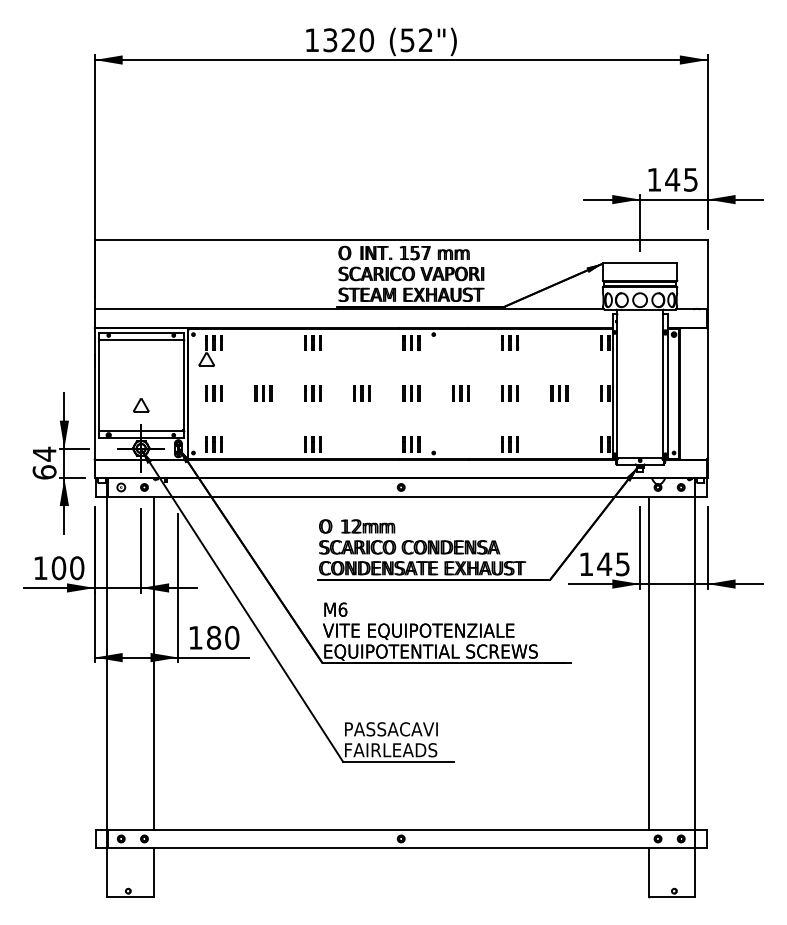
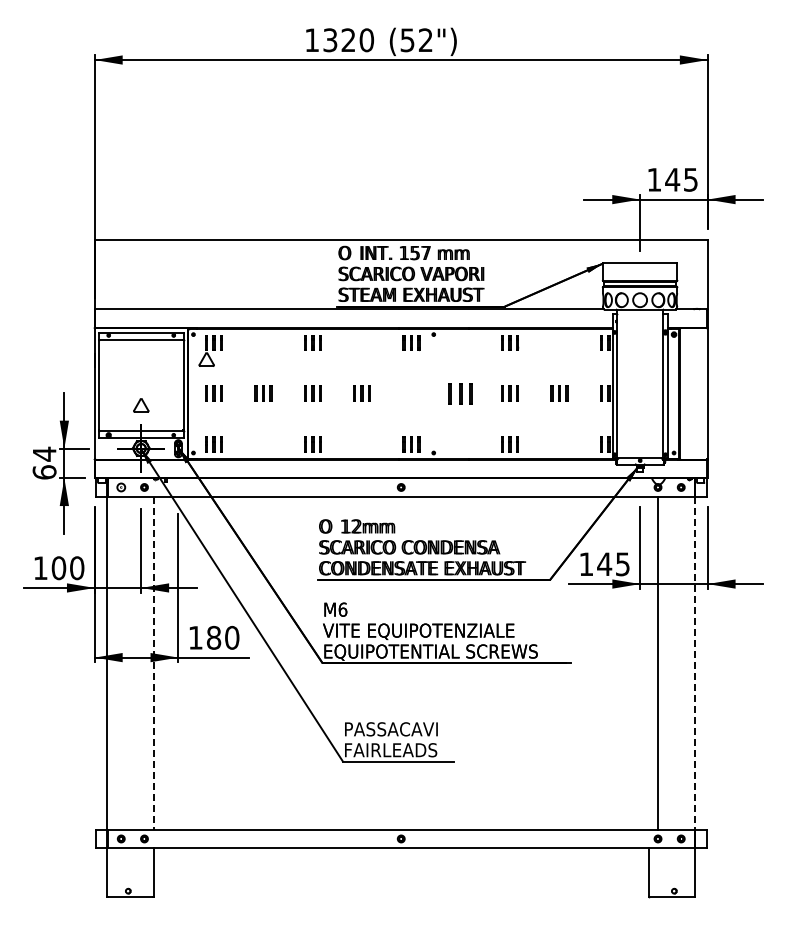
part: present -> none (411, 393)
part size: 18x17 px -> 25x22 px (460, 393)
line position: (648, 662) -> (657, 662) (657, 662)
line: solid -> dashed (153, 663)
line: solid -> dashed (695, 663)
